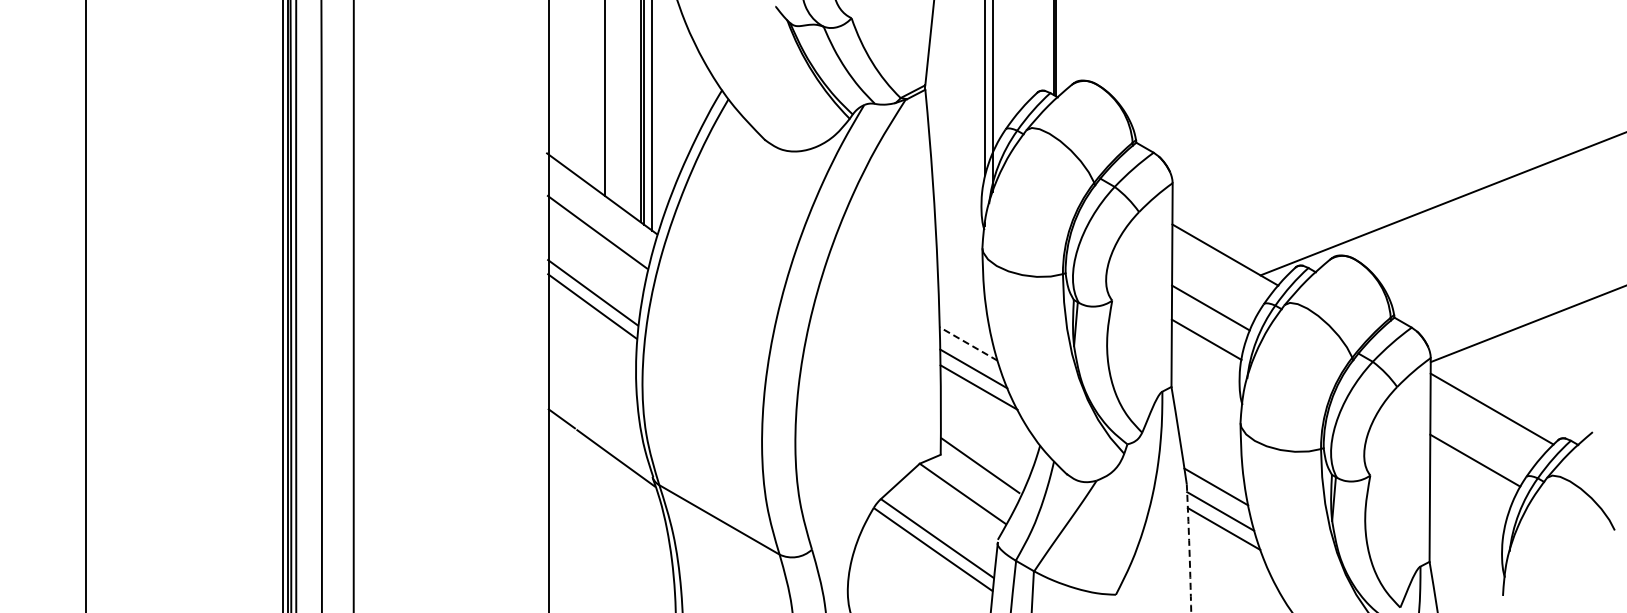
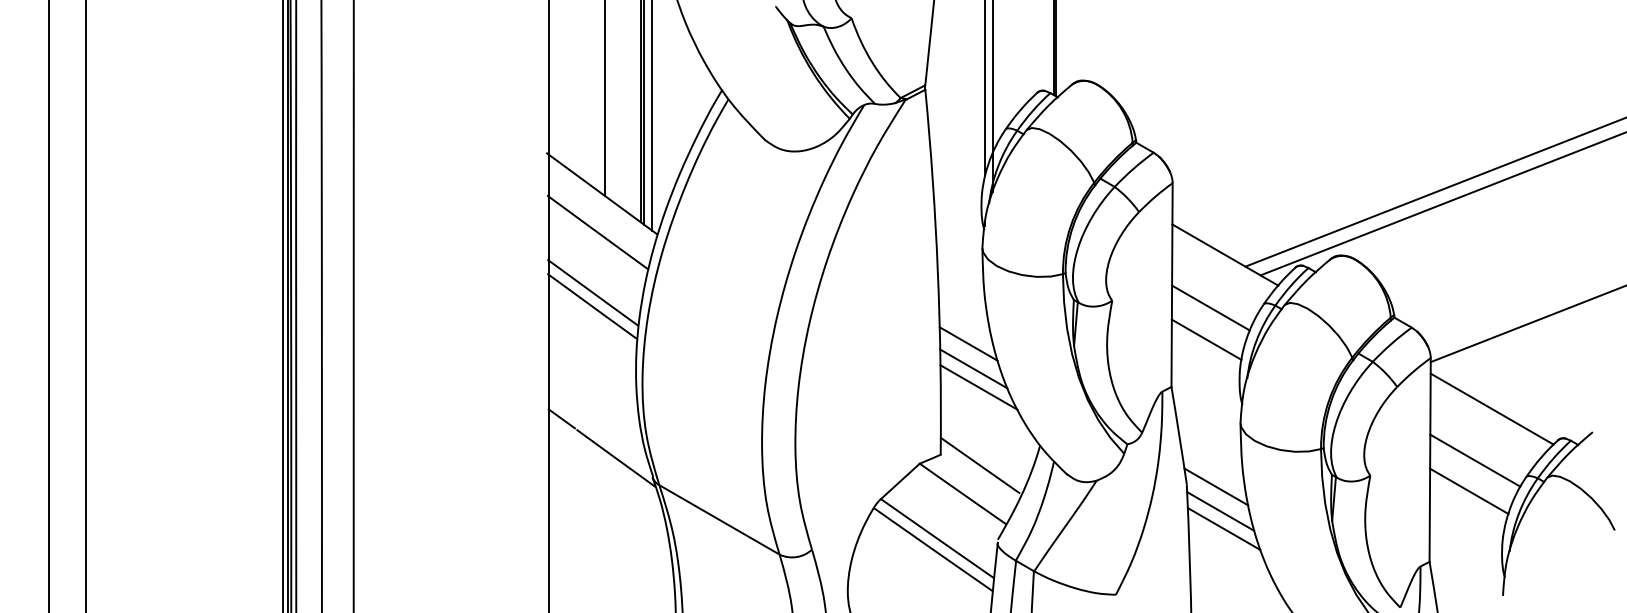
line: none -> present (1434, 192)
line: none -> present (48, 305)
line: dashed -> solid (968, 343)
line: none -> present (1469, 491)
arc: dashed -> solid (1189, 548)
